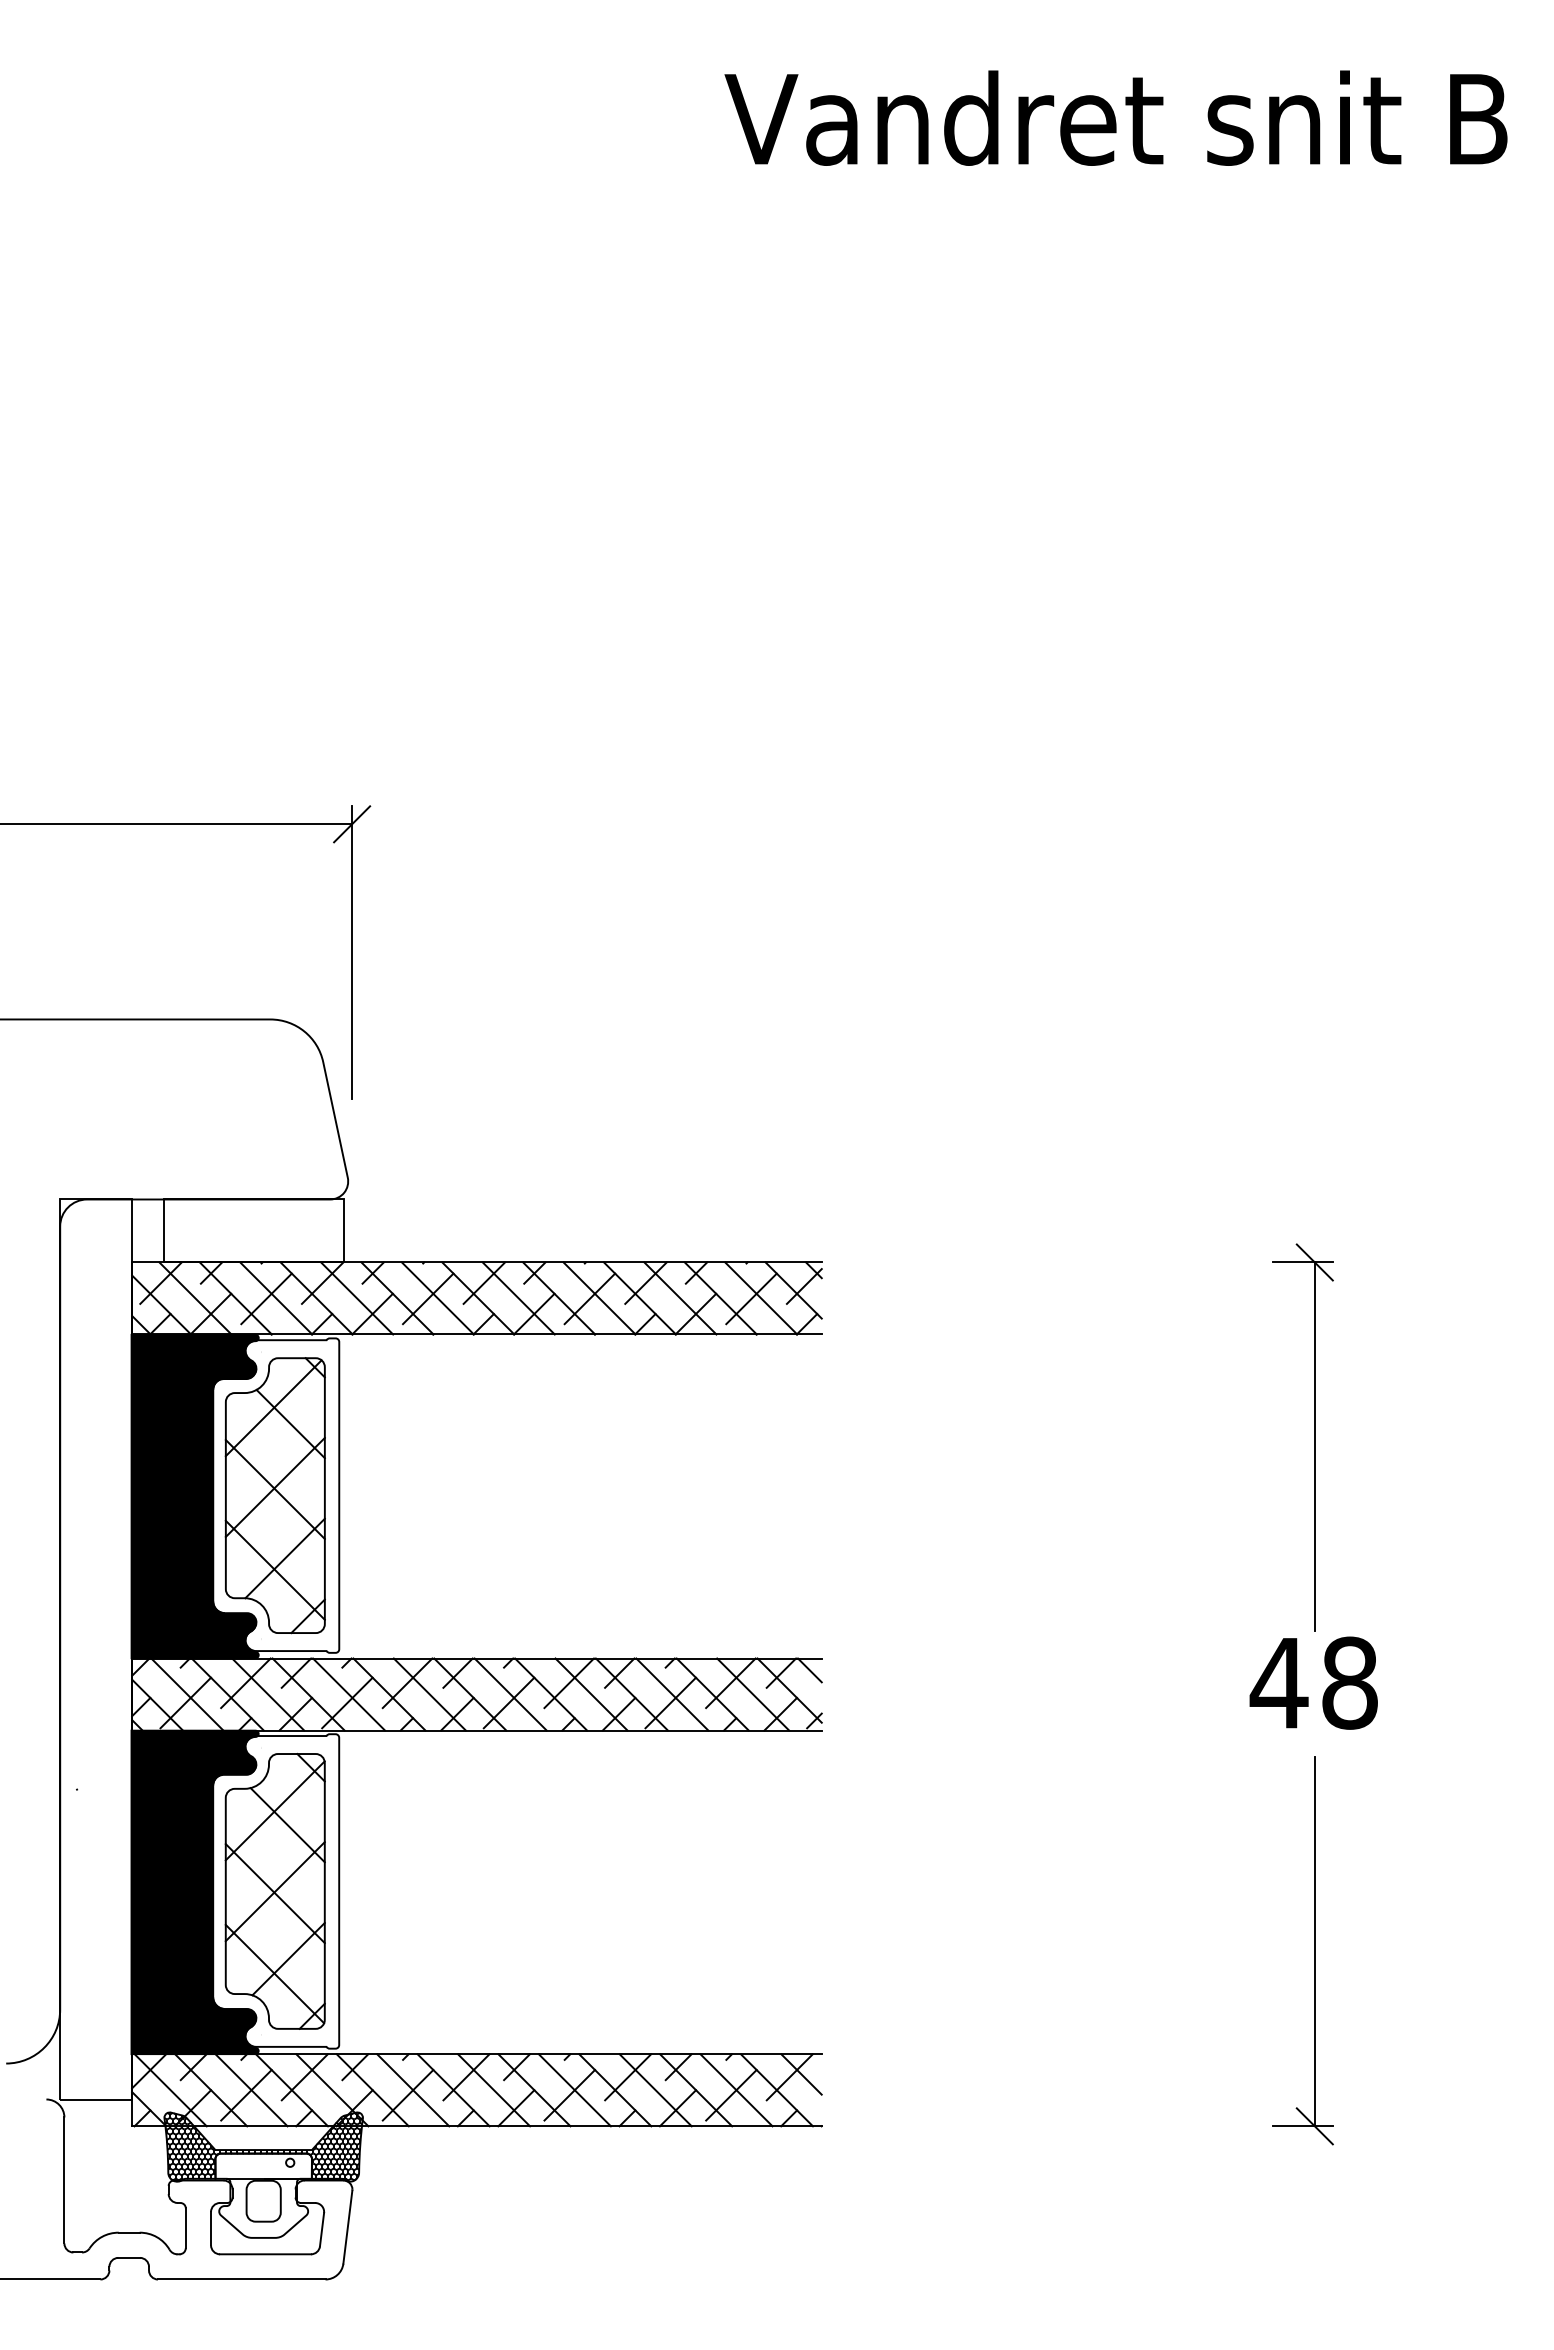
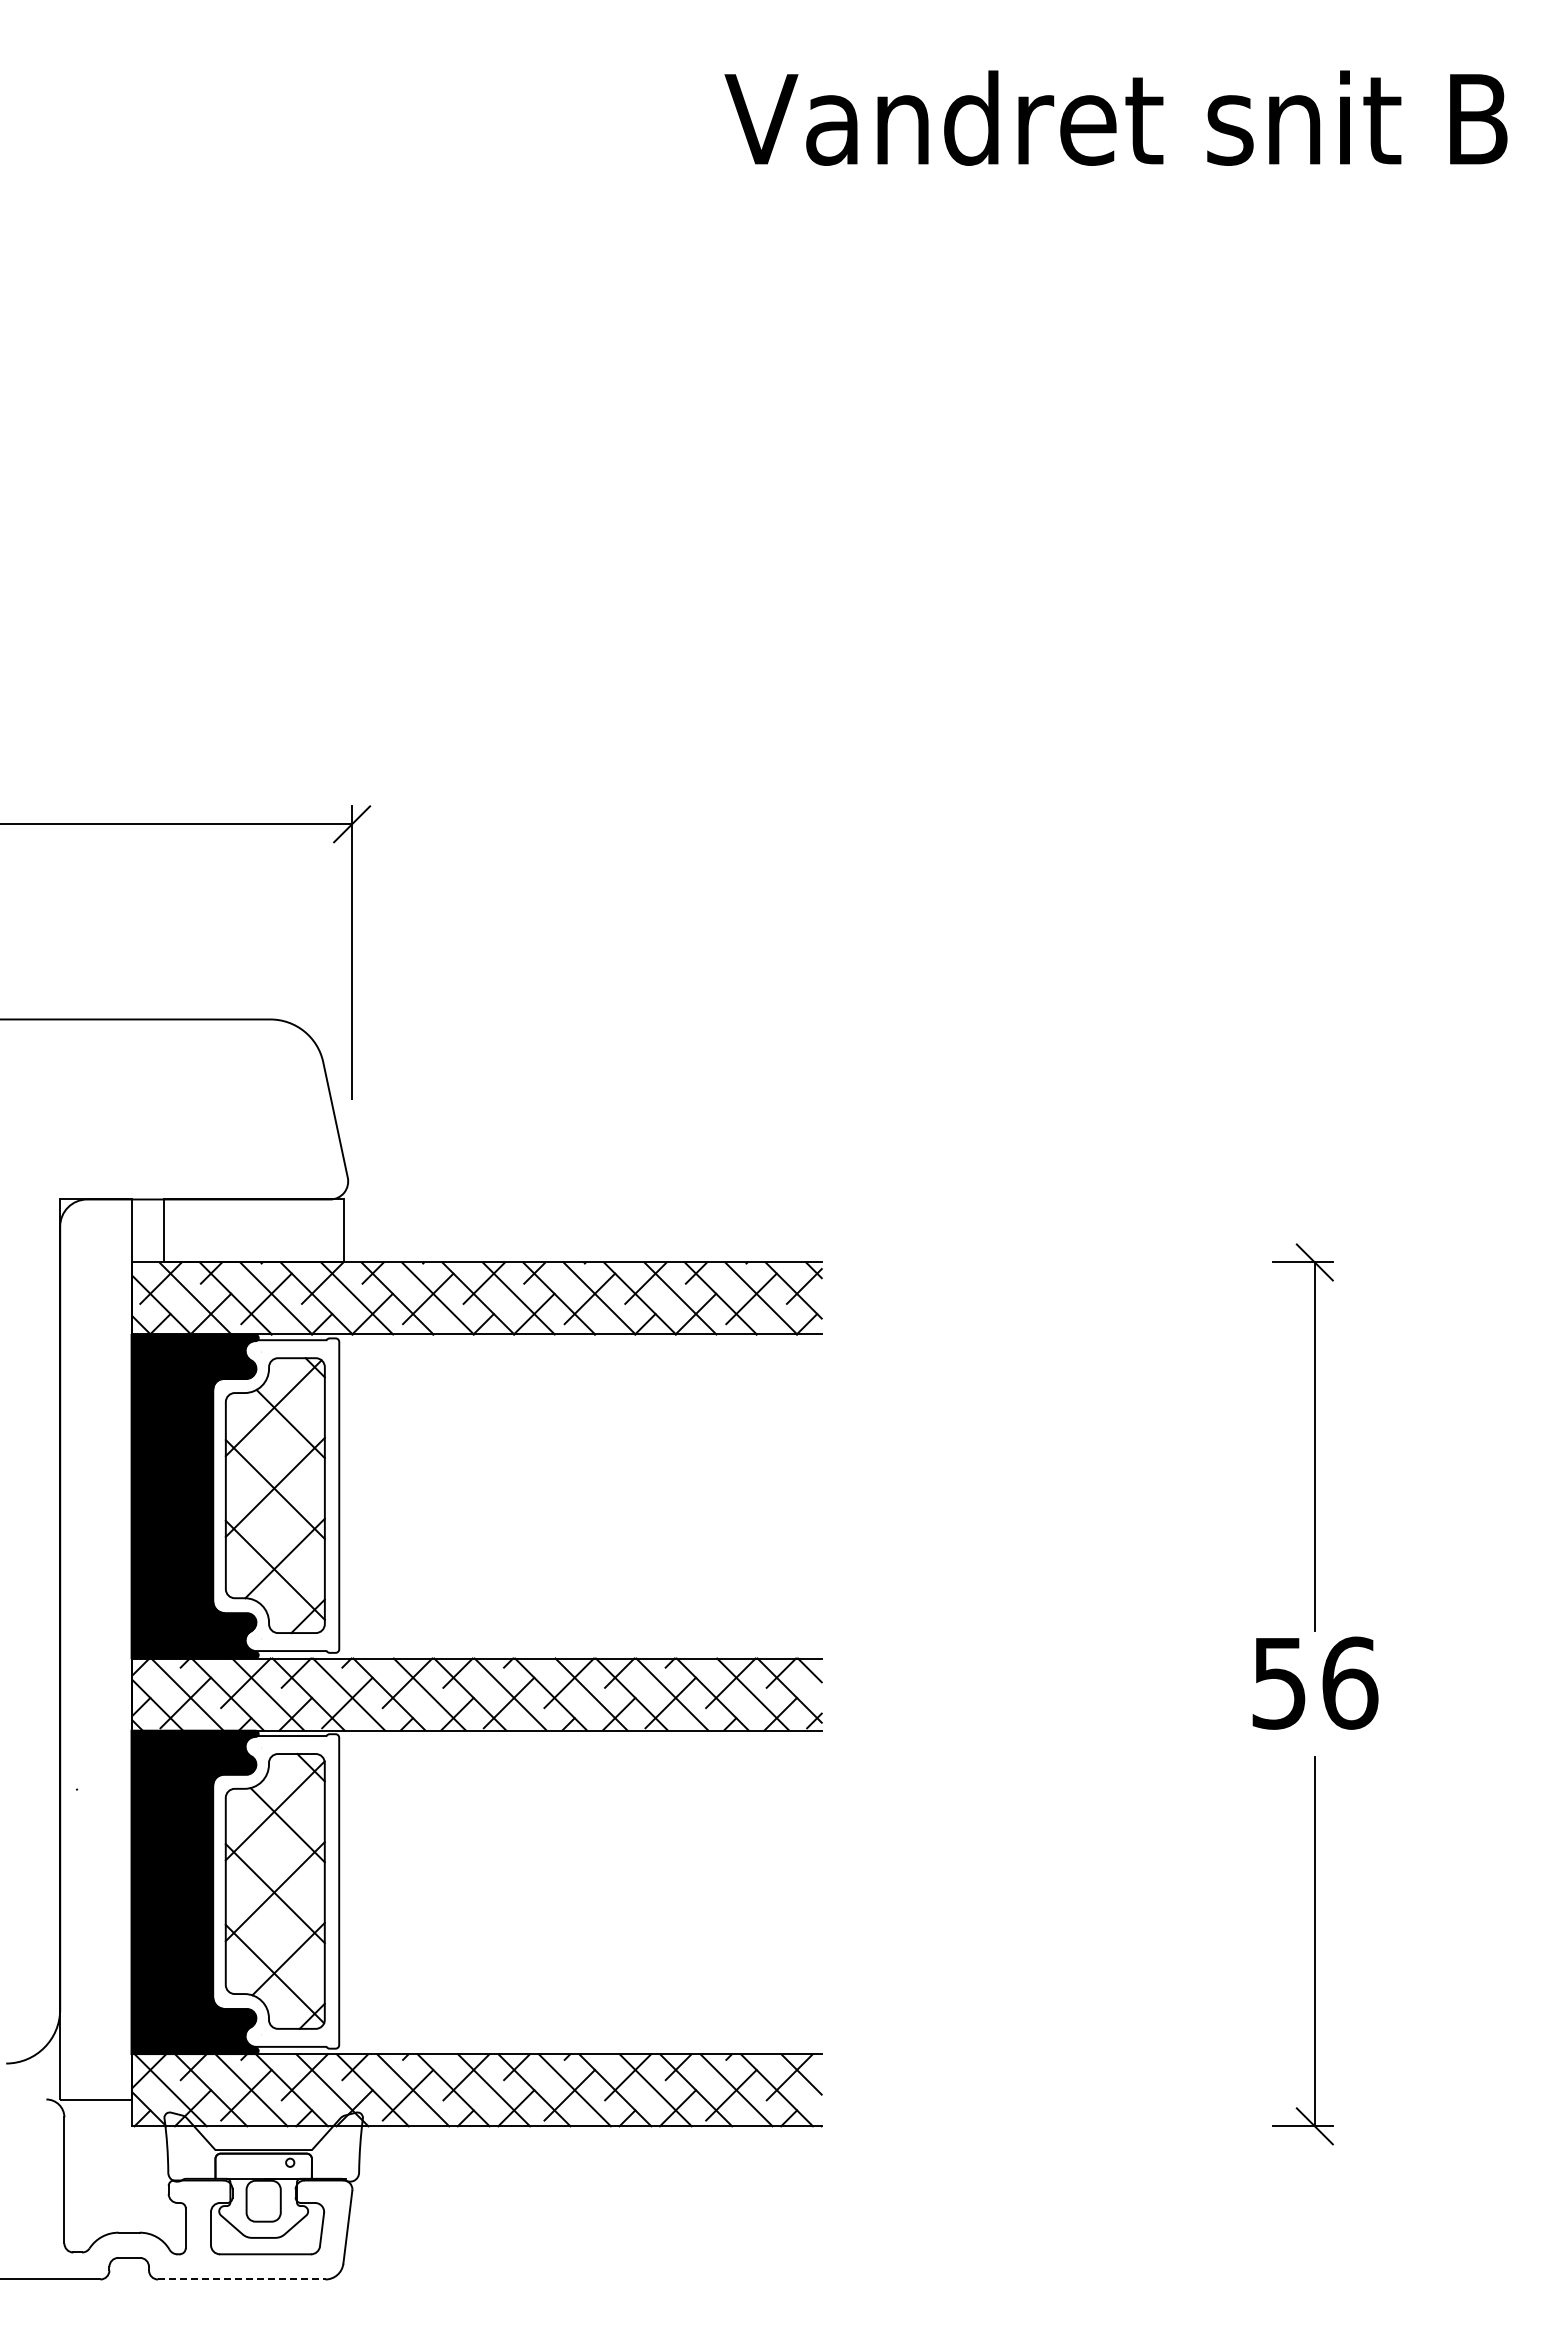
text: 48 -> 56 (1313, 1682)
hatch: present -> none (263, 2146)
line: solid -> dashed (241, 2279)
